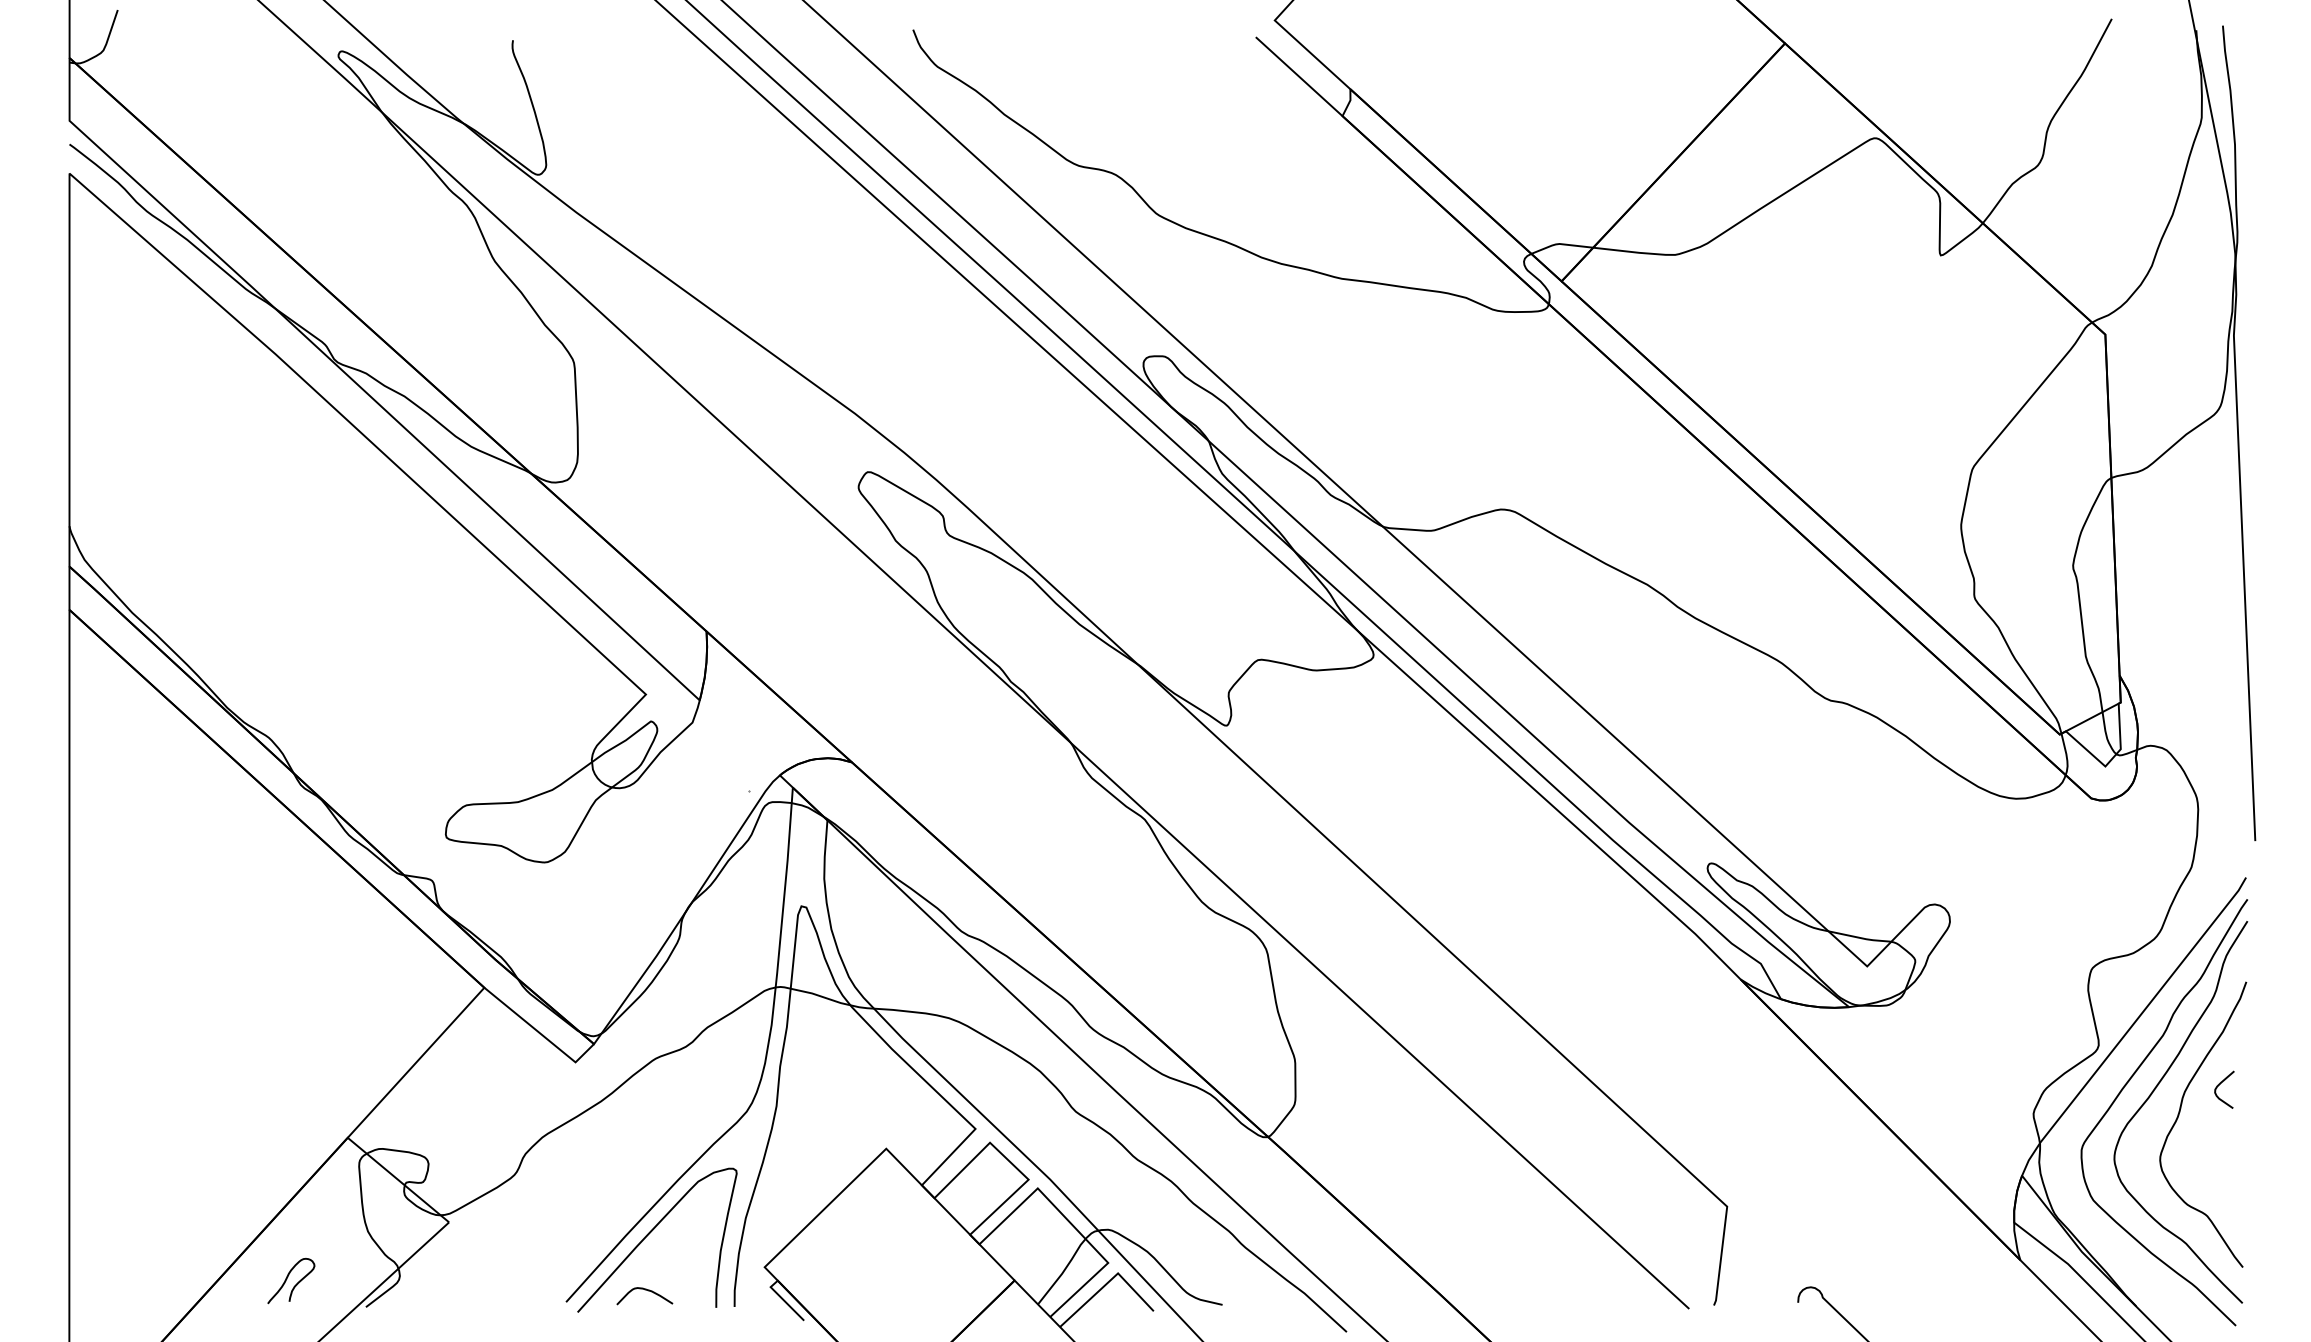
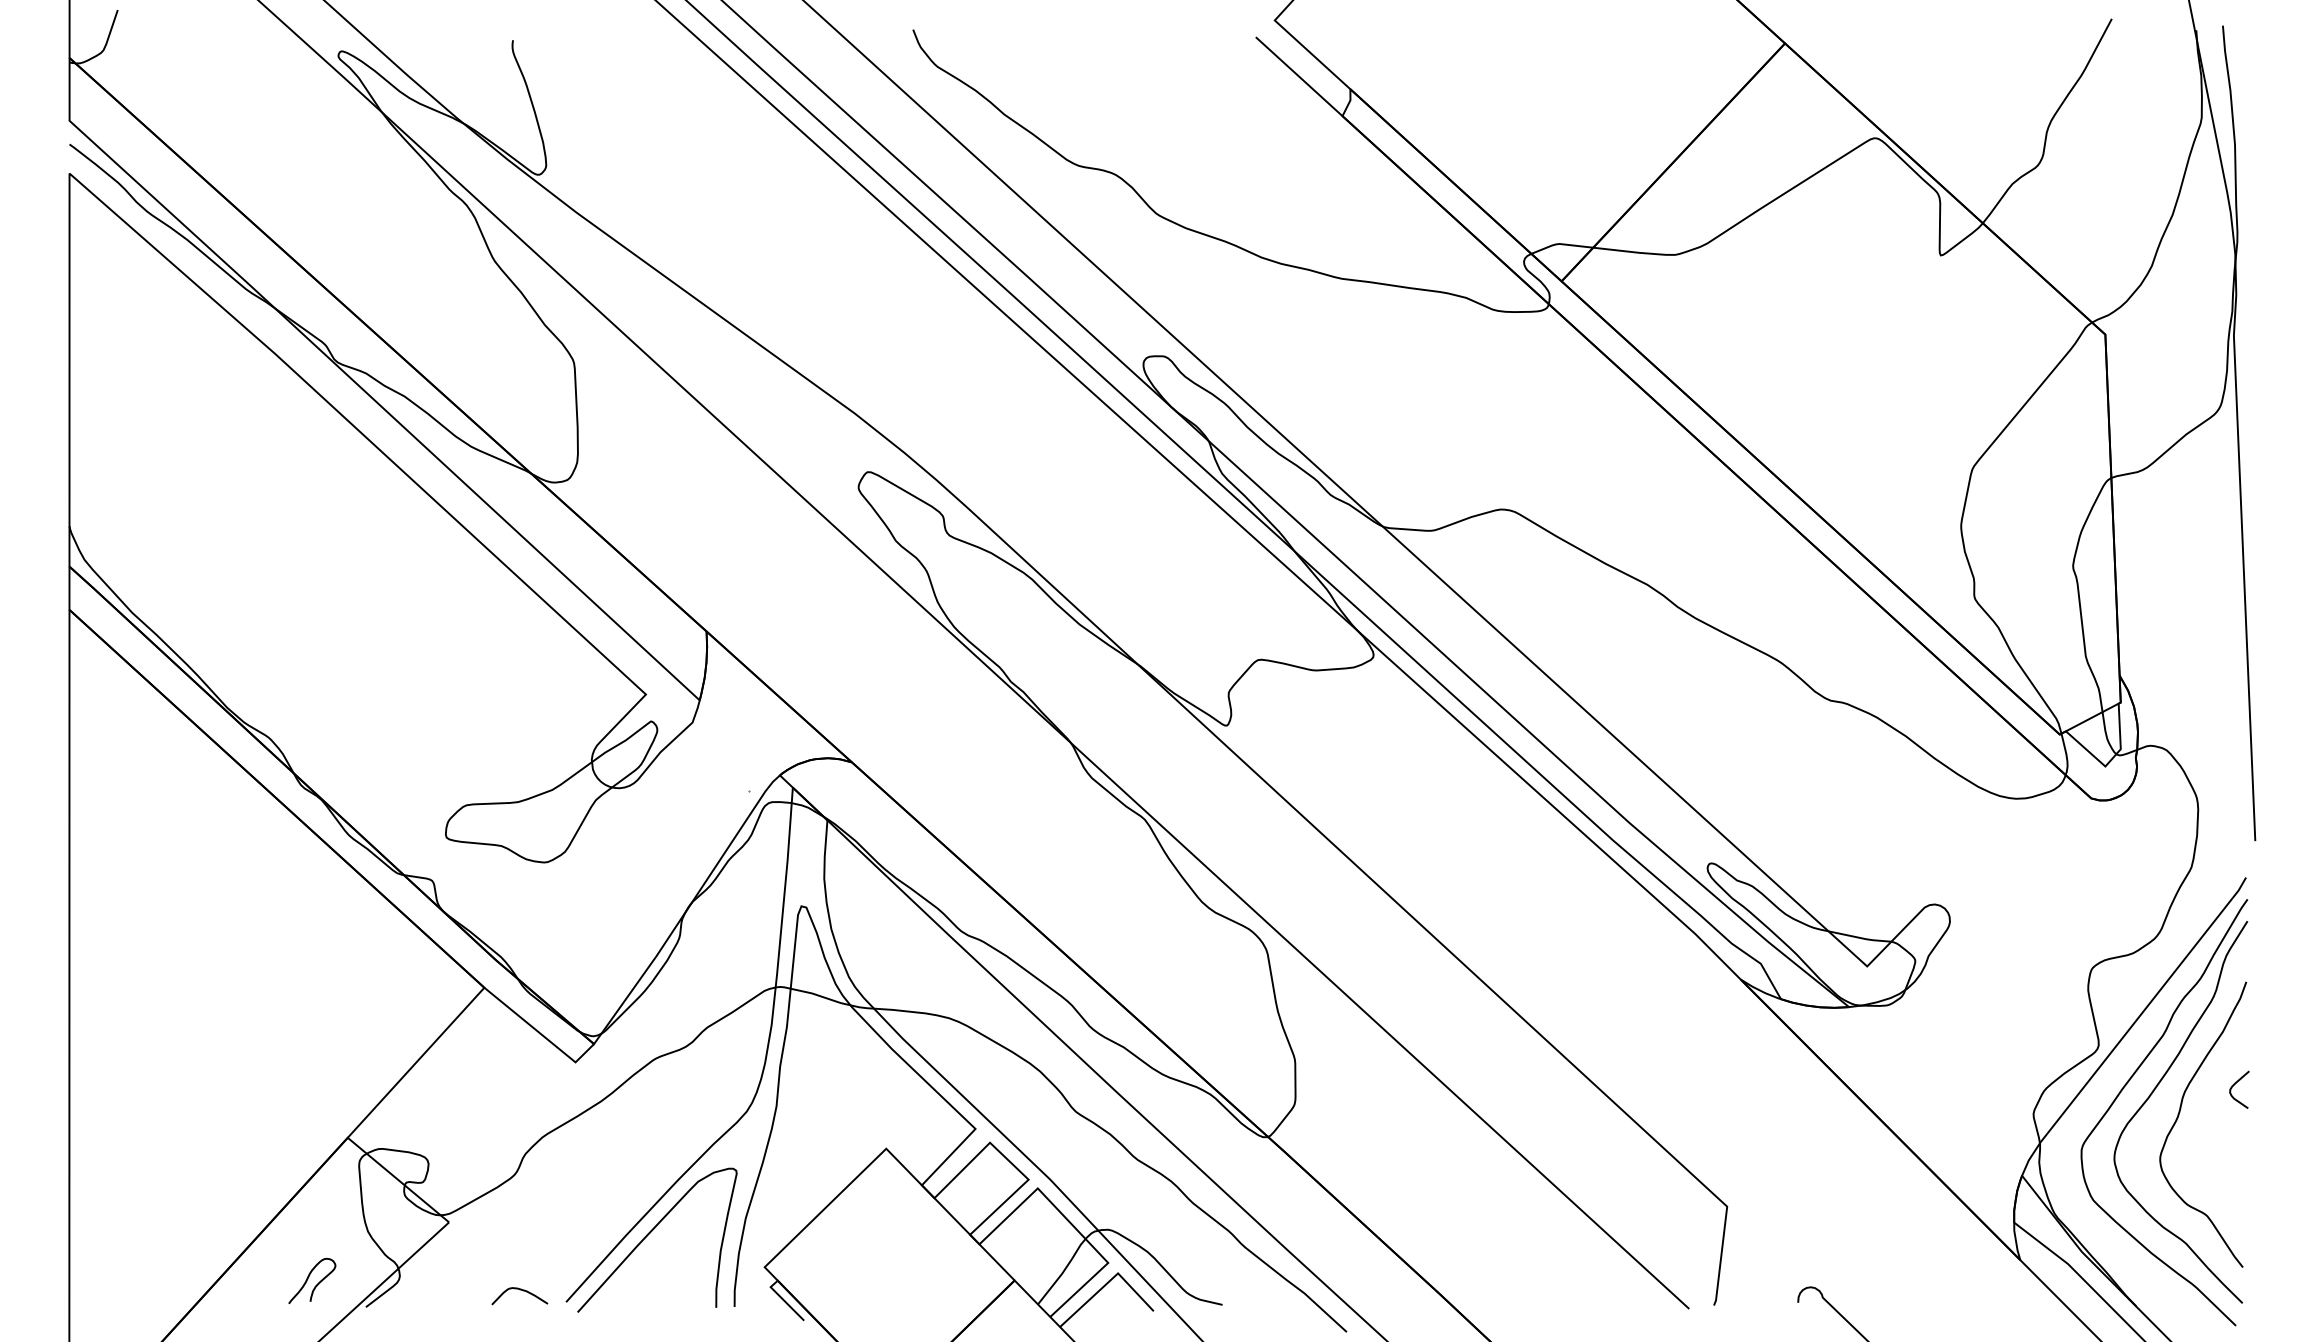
curve position: (2220, 1084) -> (2235, 1084) (2235, 1084)
curve position: (287, 1279) -> (308, 1279) (308, 1279)
curve position: (644, 1290) -> (519, 1290) (519, 1290)
